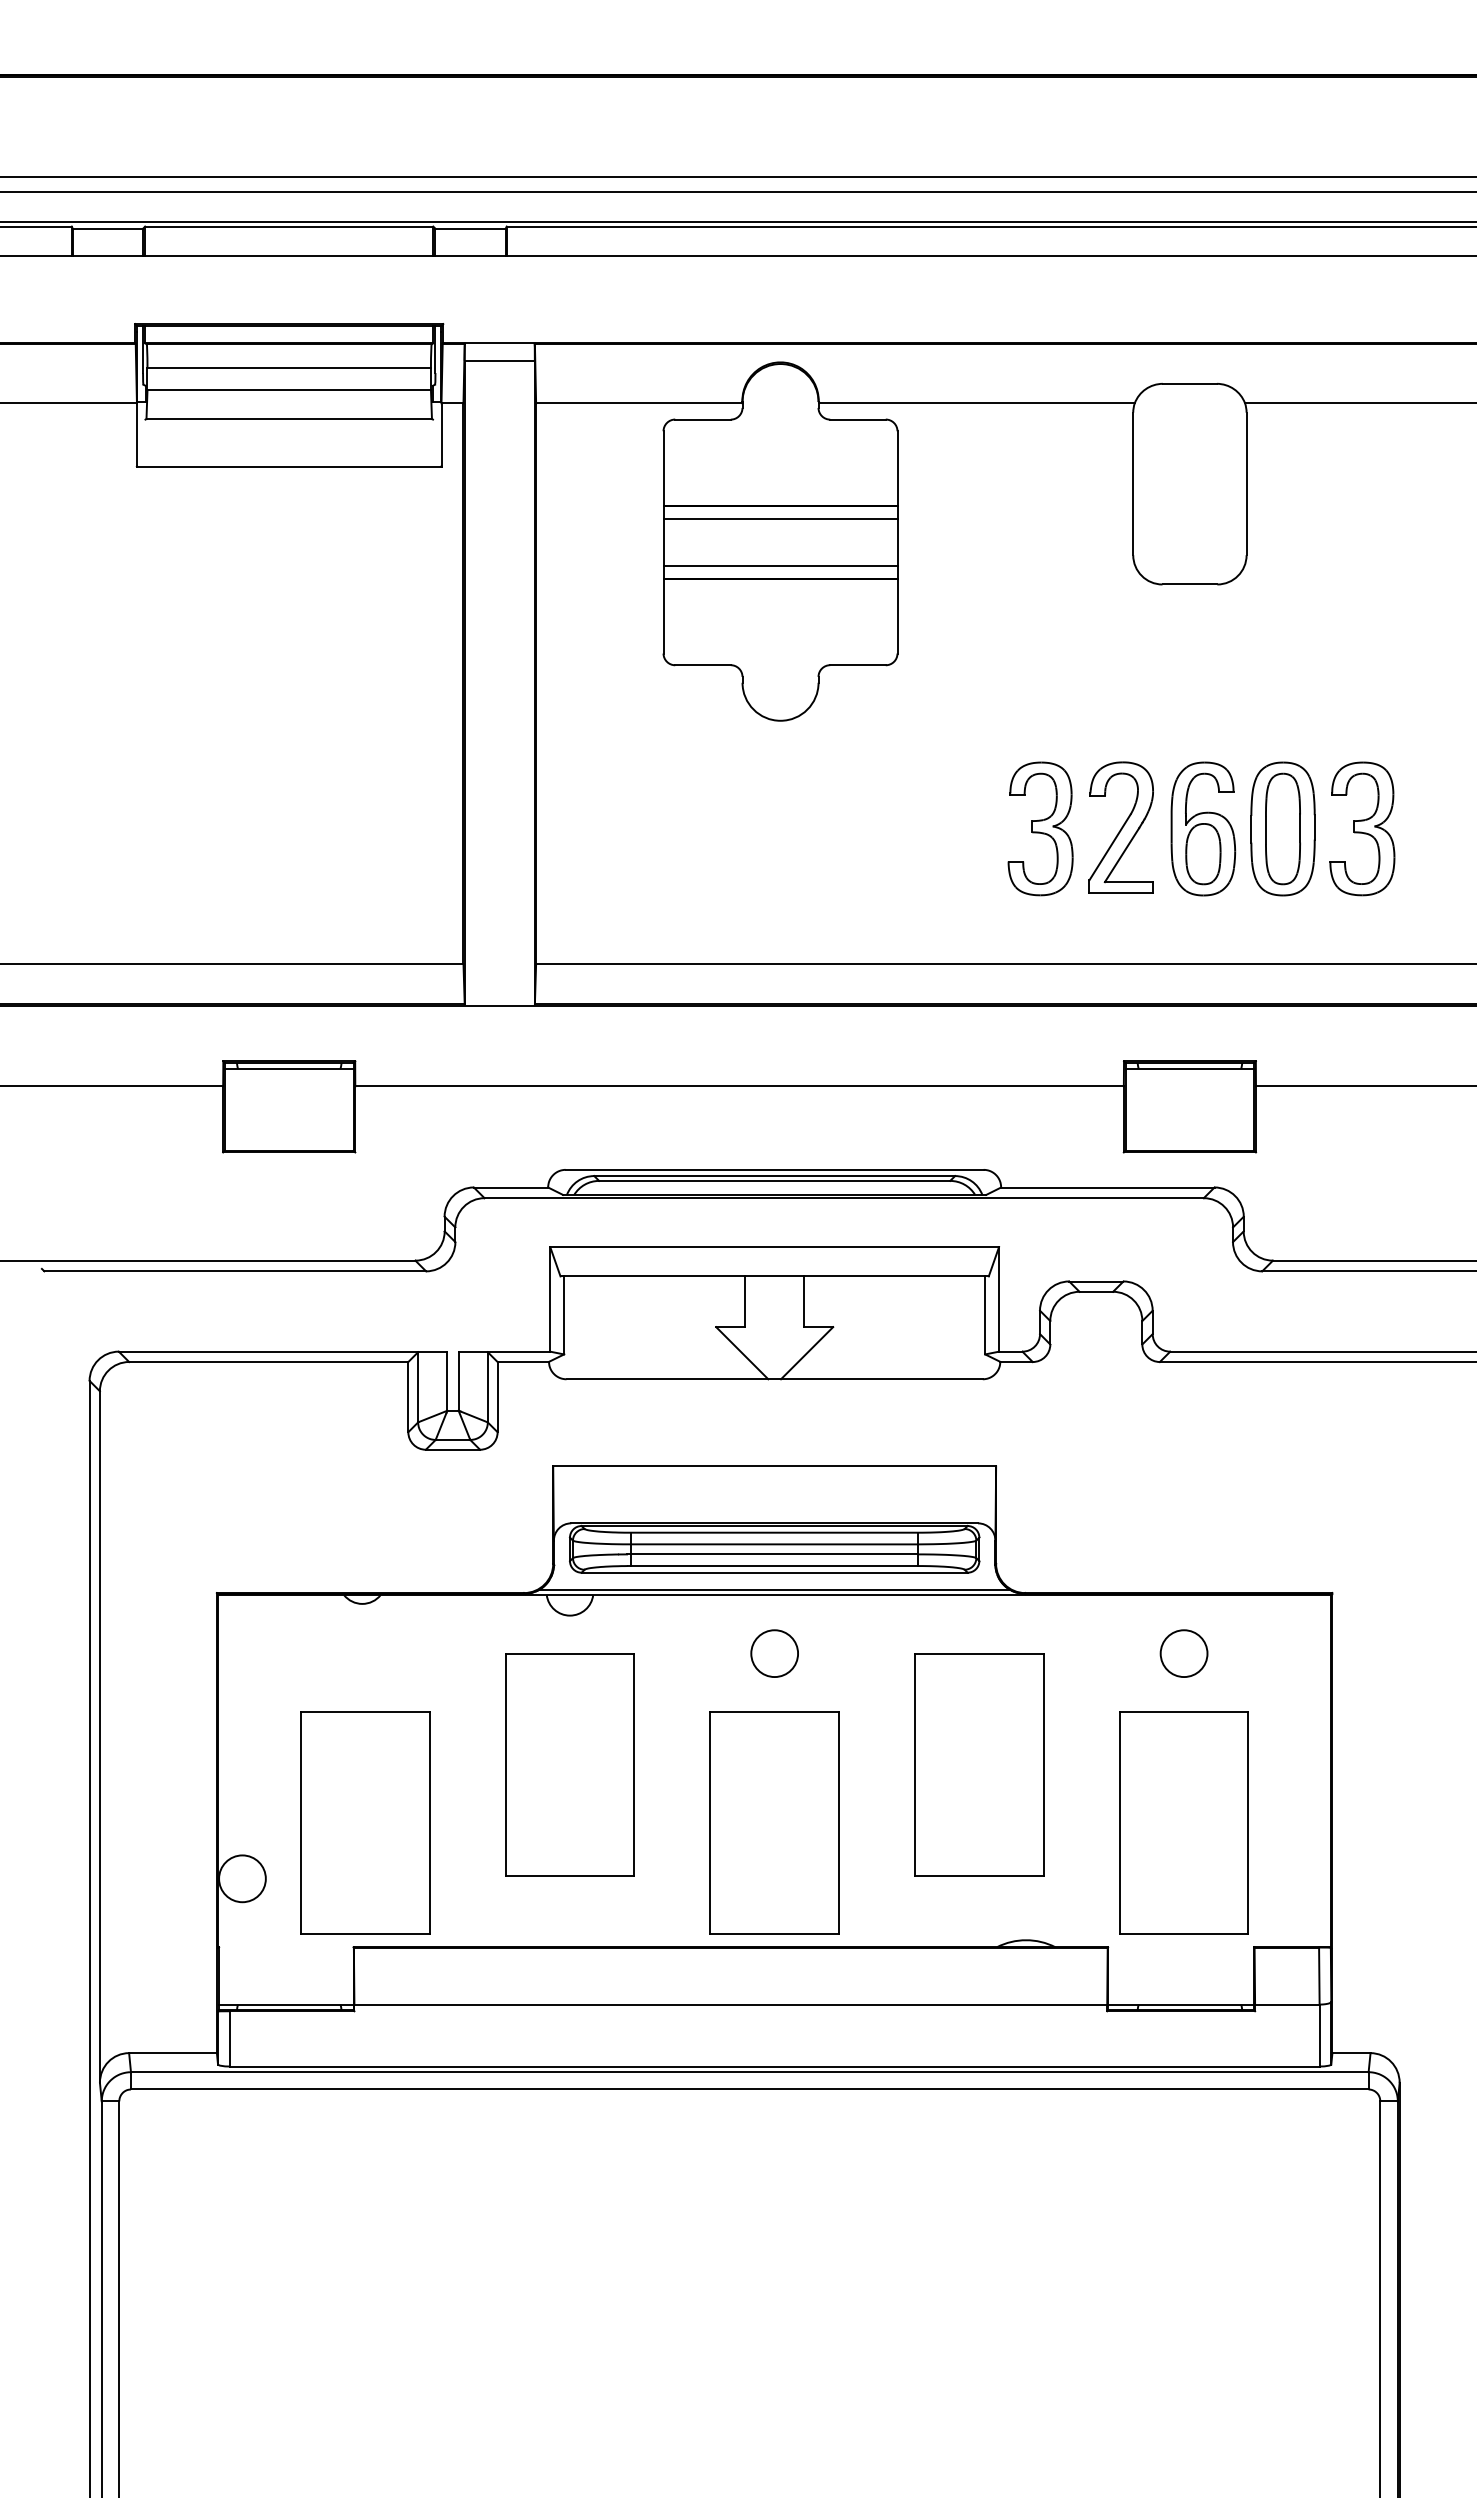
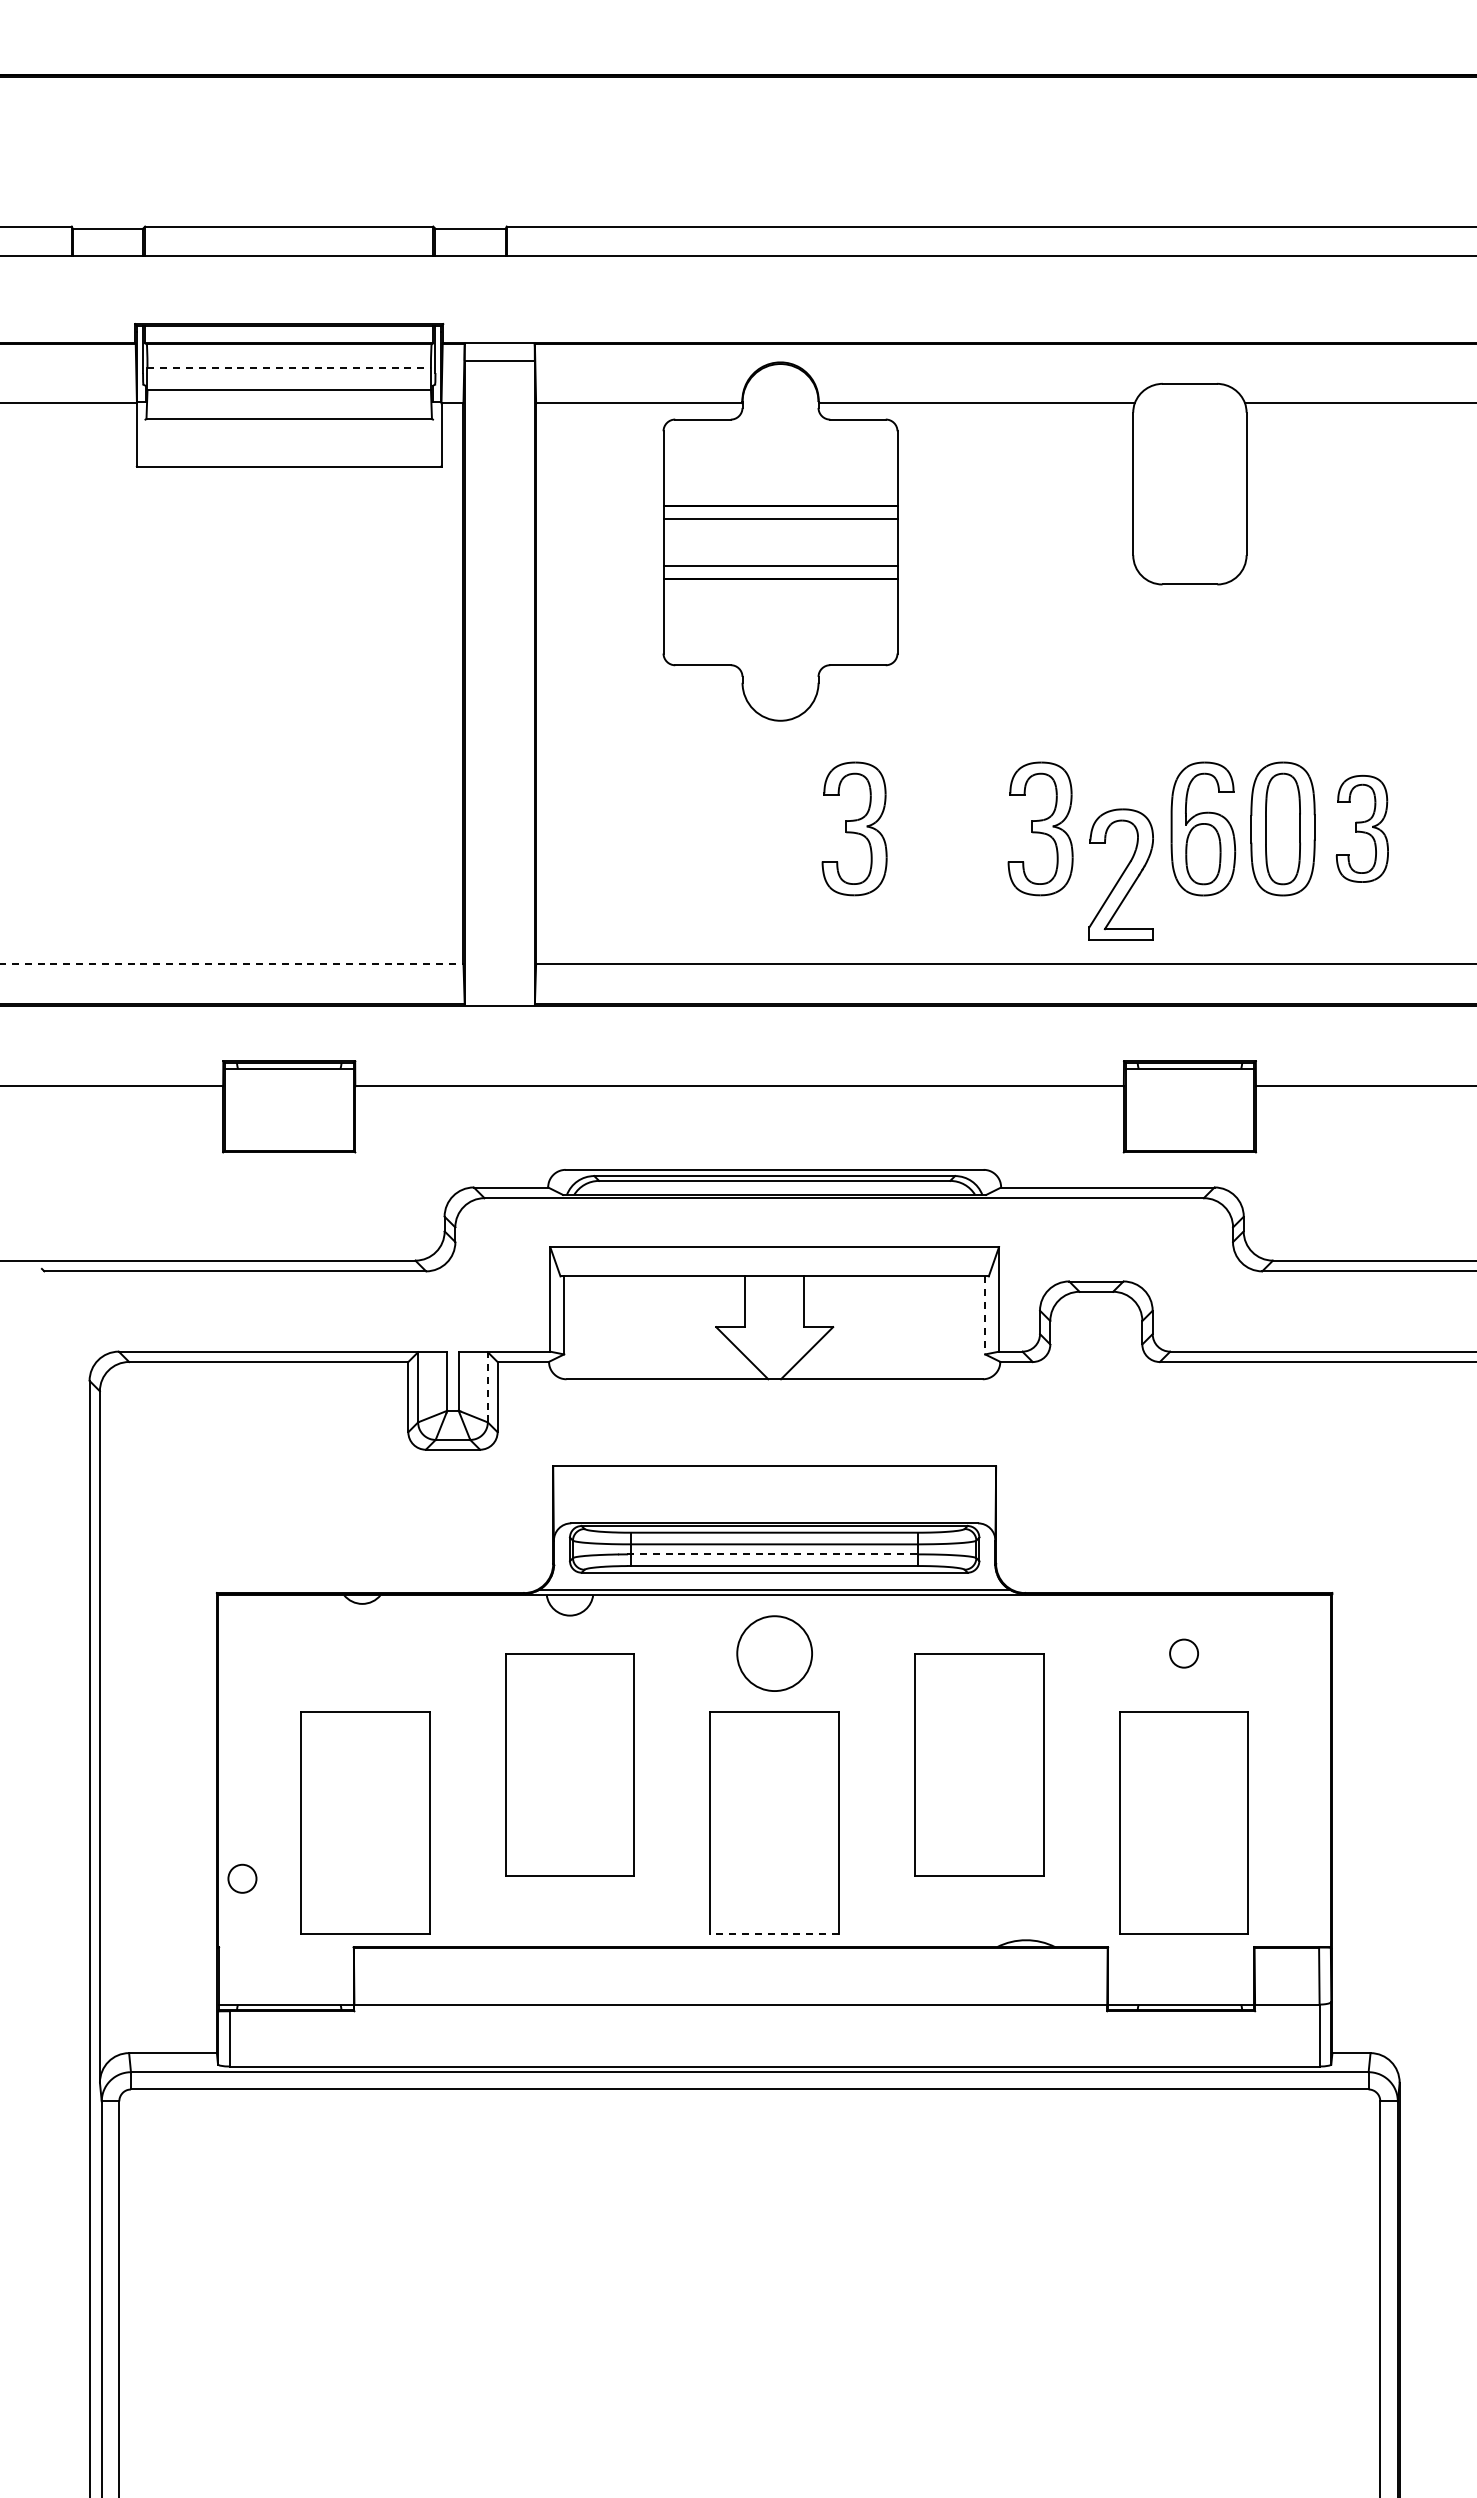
line: present -> none (737, 176)
line: present -> none (737, 191)
line: present -> none (737, 222)
line: solid -> dashed (289, 367)
part position: (1120, 827) -> (1120, 874) (1120, 874)
part: none -> present (854, 828)
part size: 67x136 px -> 54x108 px (1361, 828)
line: solid -> dashed (232, 963)
line: solid -> dashed (985, 1315)
line: solid -> dashed (487, 1386)
line: solid -> dashed (772, 1554)
circle diameter: 47 px -> 75 px (774, 1653)
circle diameter: 47 px -> 28 px (1184, 1653)
circle diameter: 47 px -> 28 px (242, 1878)
line: solid -> dashed (774, 1934)
